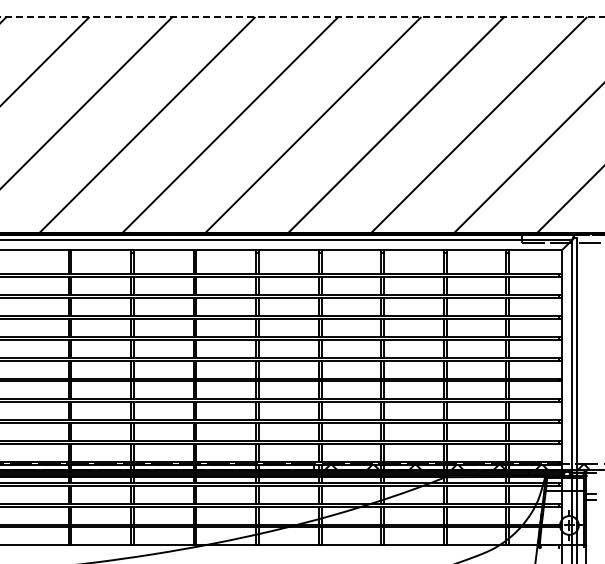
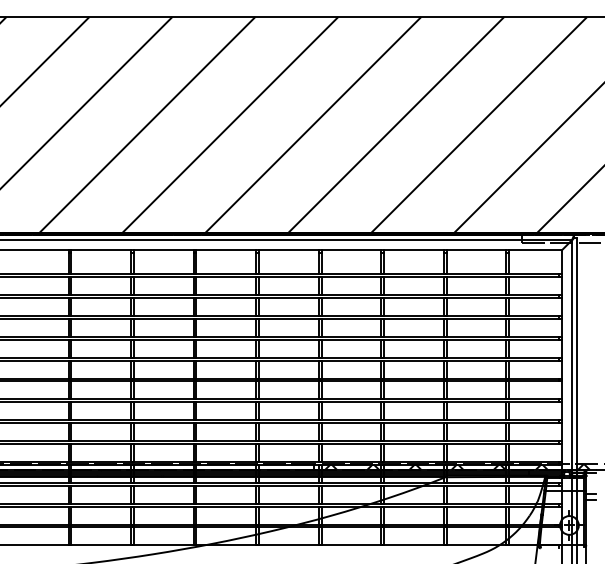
line: dashed -> solid (302, 16)
